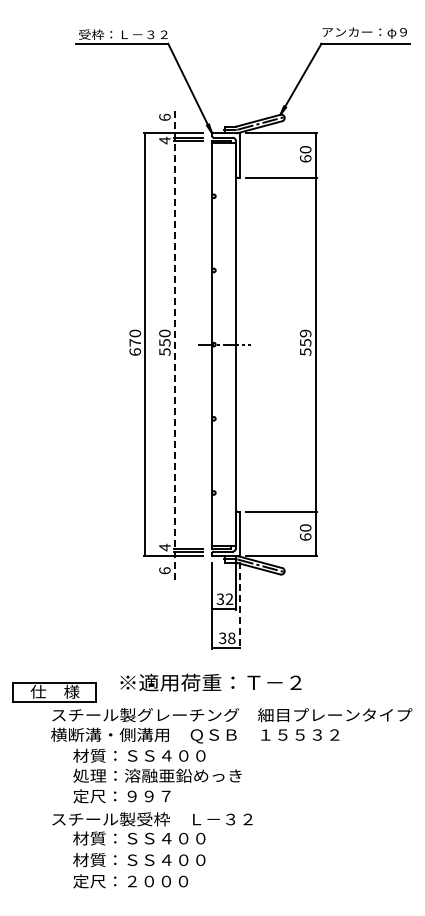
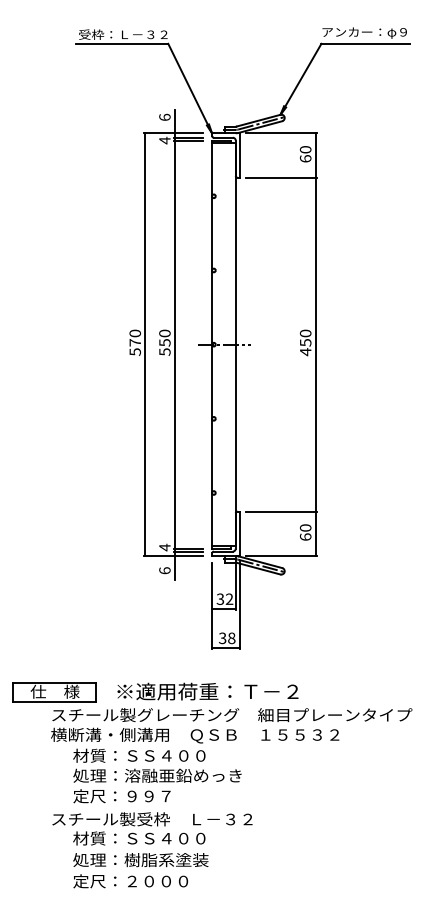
text: 559 -> 450 (305, 342)
line: dashed -> solid (174, 344)
text: 670 -> 570 (134, 351)
line: dashed -> solid (240, 605)
text position: (210, 682) -> (207, 691) (207, 691)
text: 材質：ＳＳ４００ -> 処理：樹脂系塗装 (140, 860)
